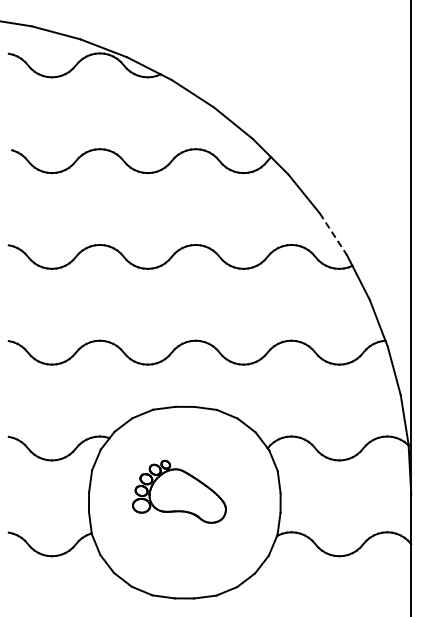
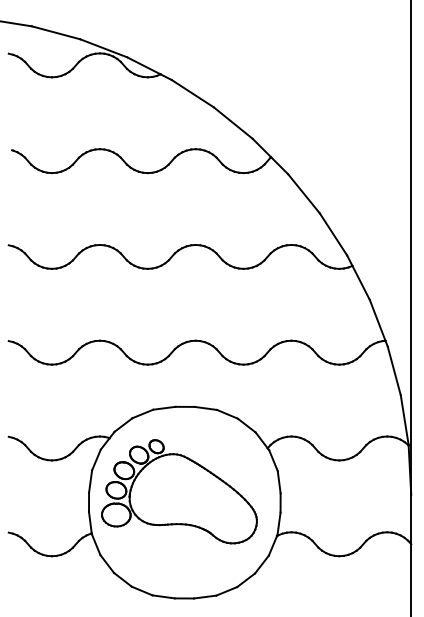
line: dashed -> solid (333, 234)
part size: 95x65 px -> 157x106 px (179, 491)
